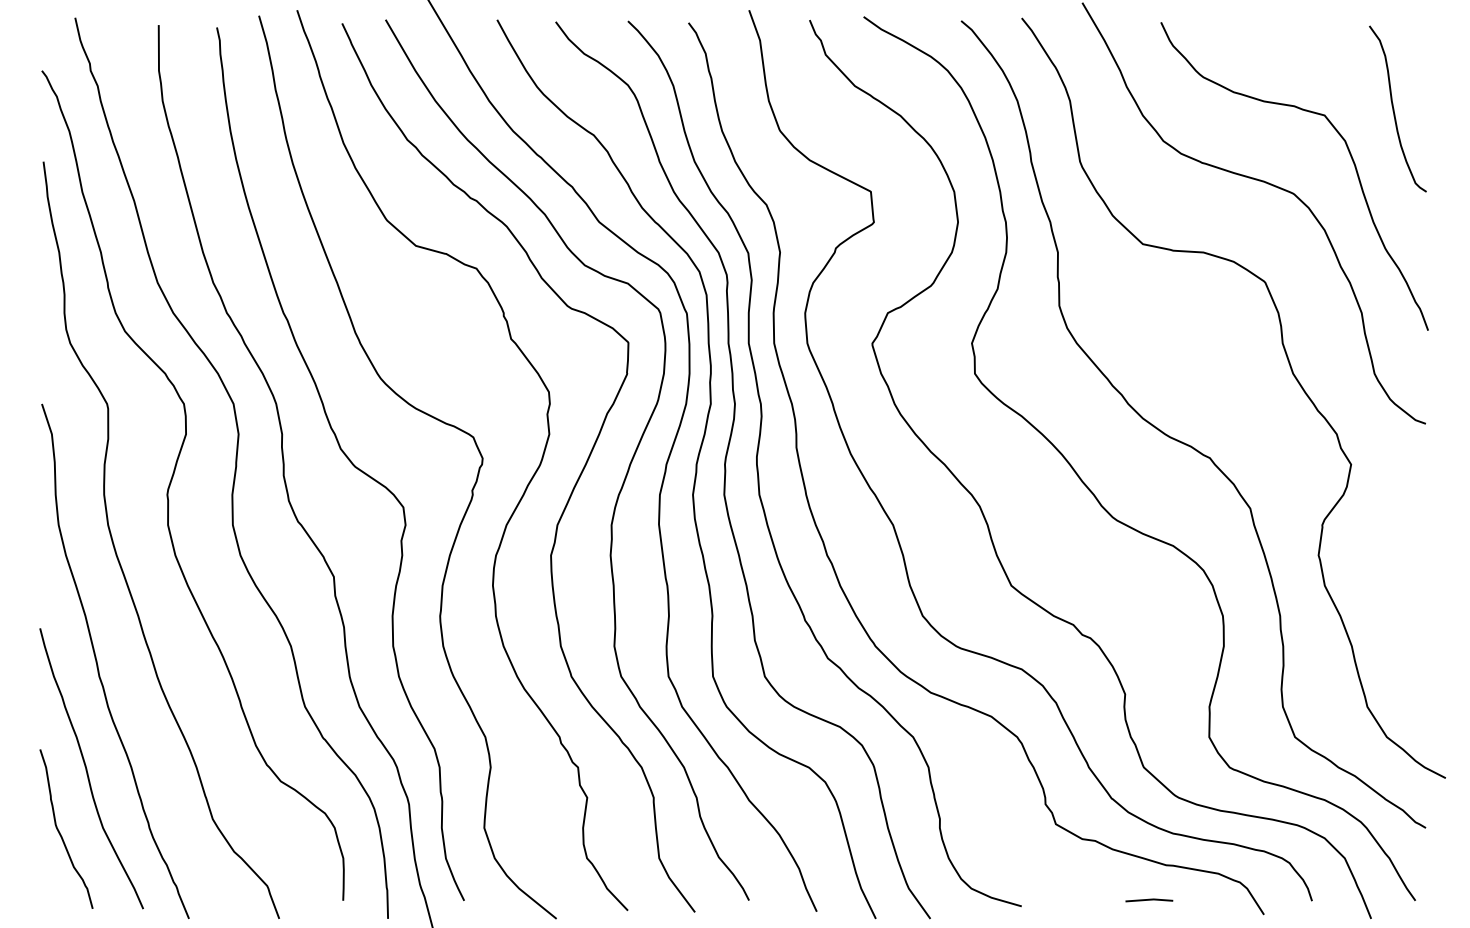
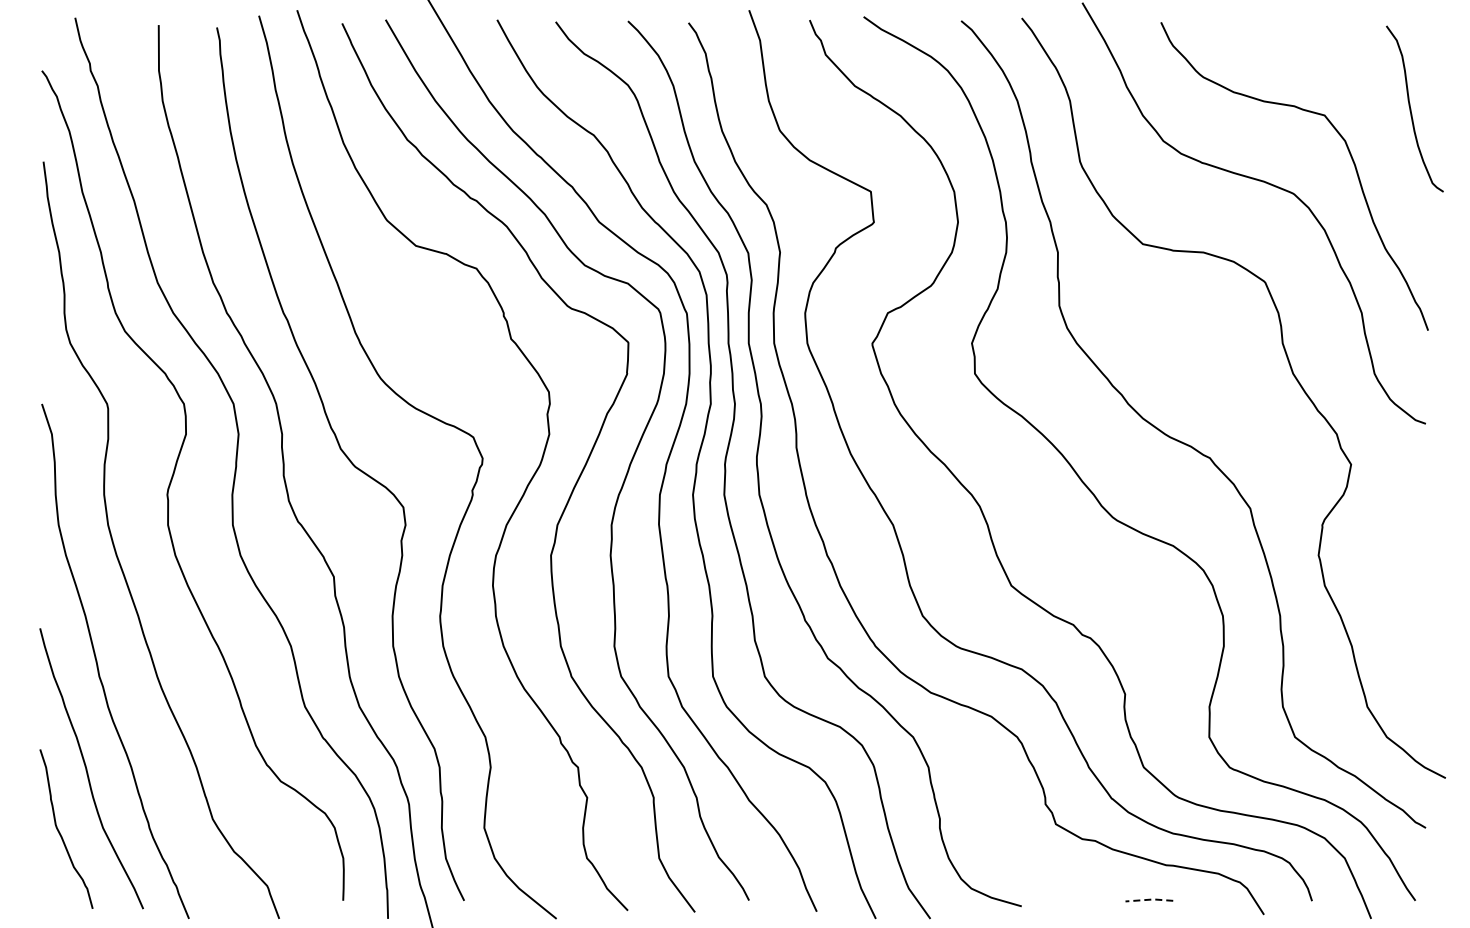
curve position: (1394, 108) -> (1411, 108) (1411, 108)
line: solid -> dashed (1149, 899)
